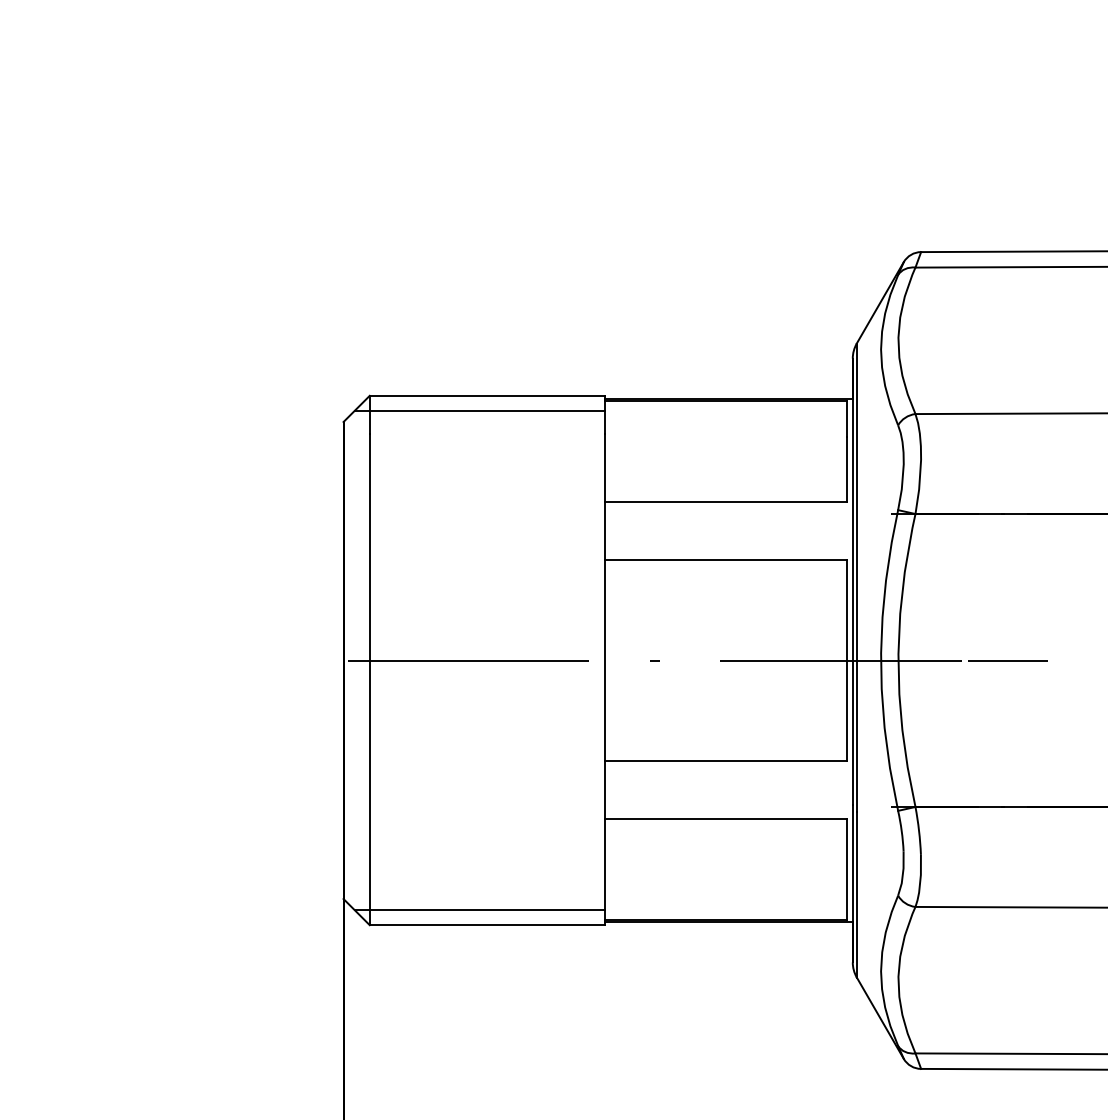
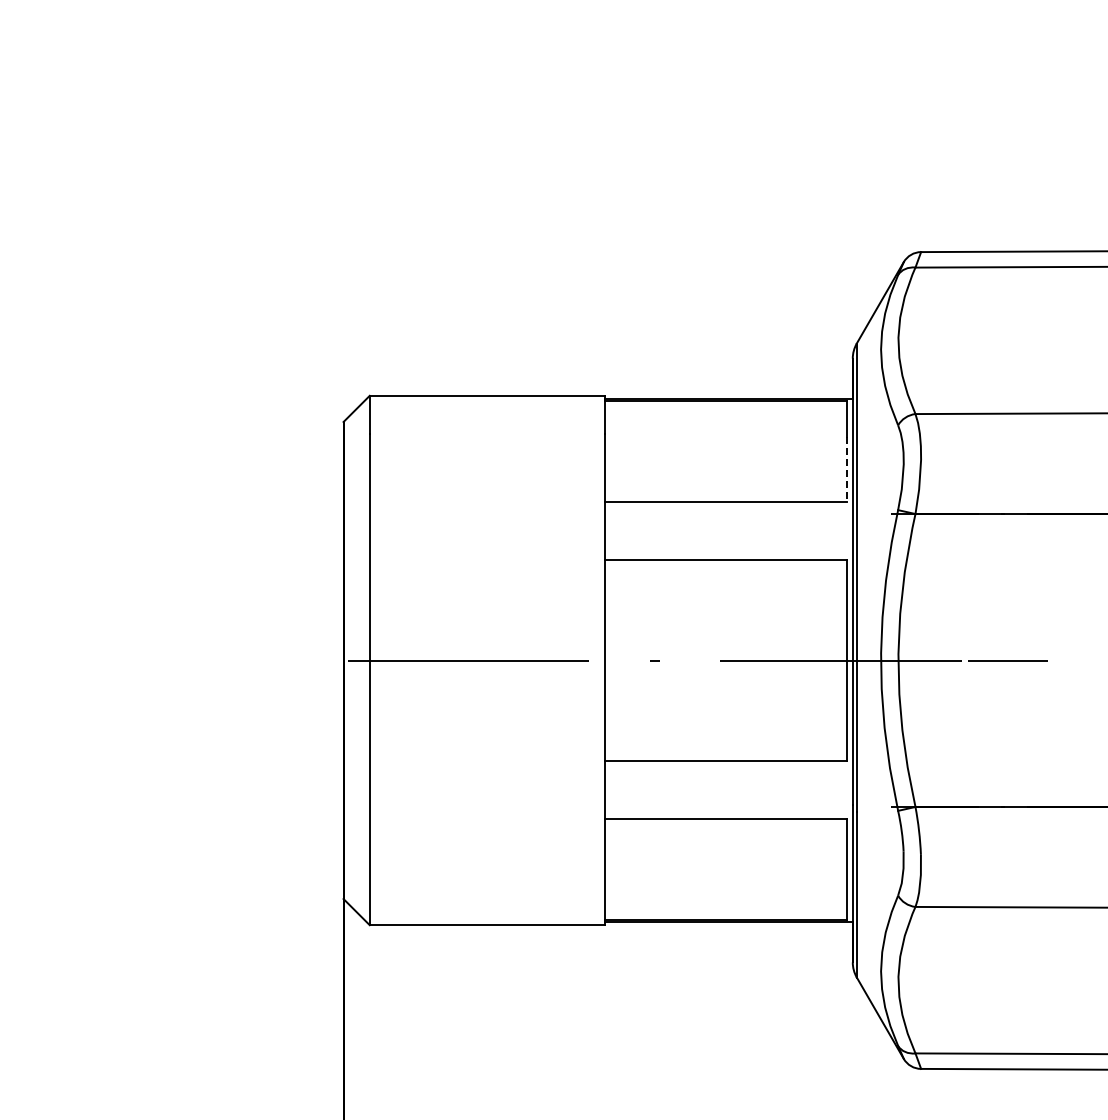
line: present -> none (479, 410)
line: solid -> dashed (846, 469)
line: present -> none (479, 910)
